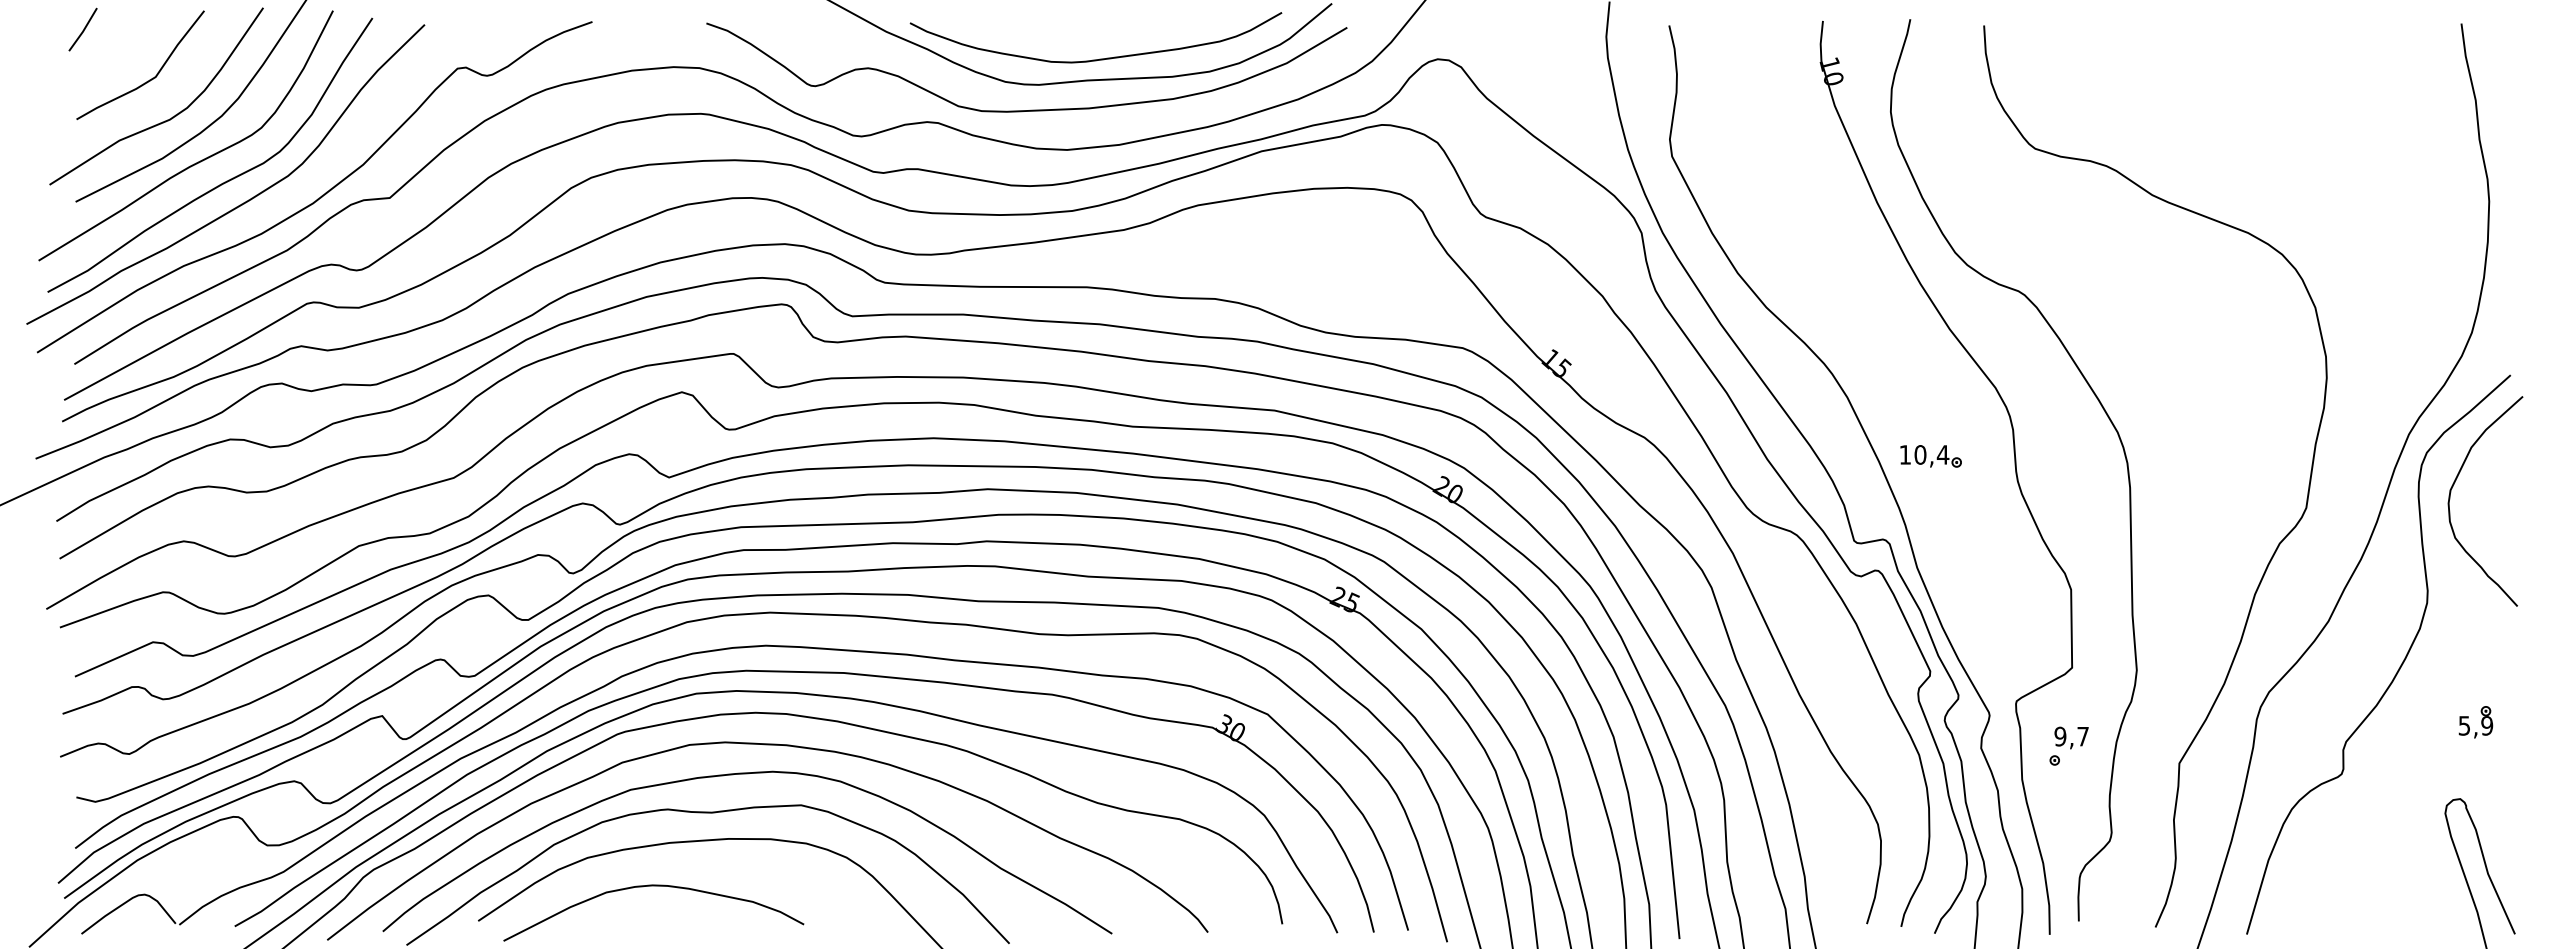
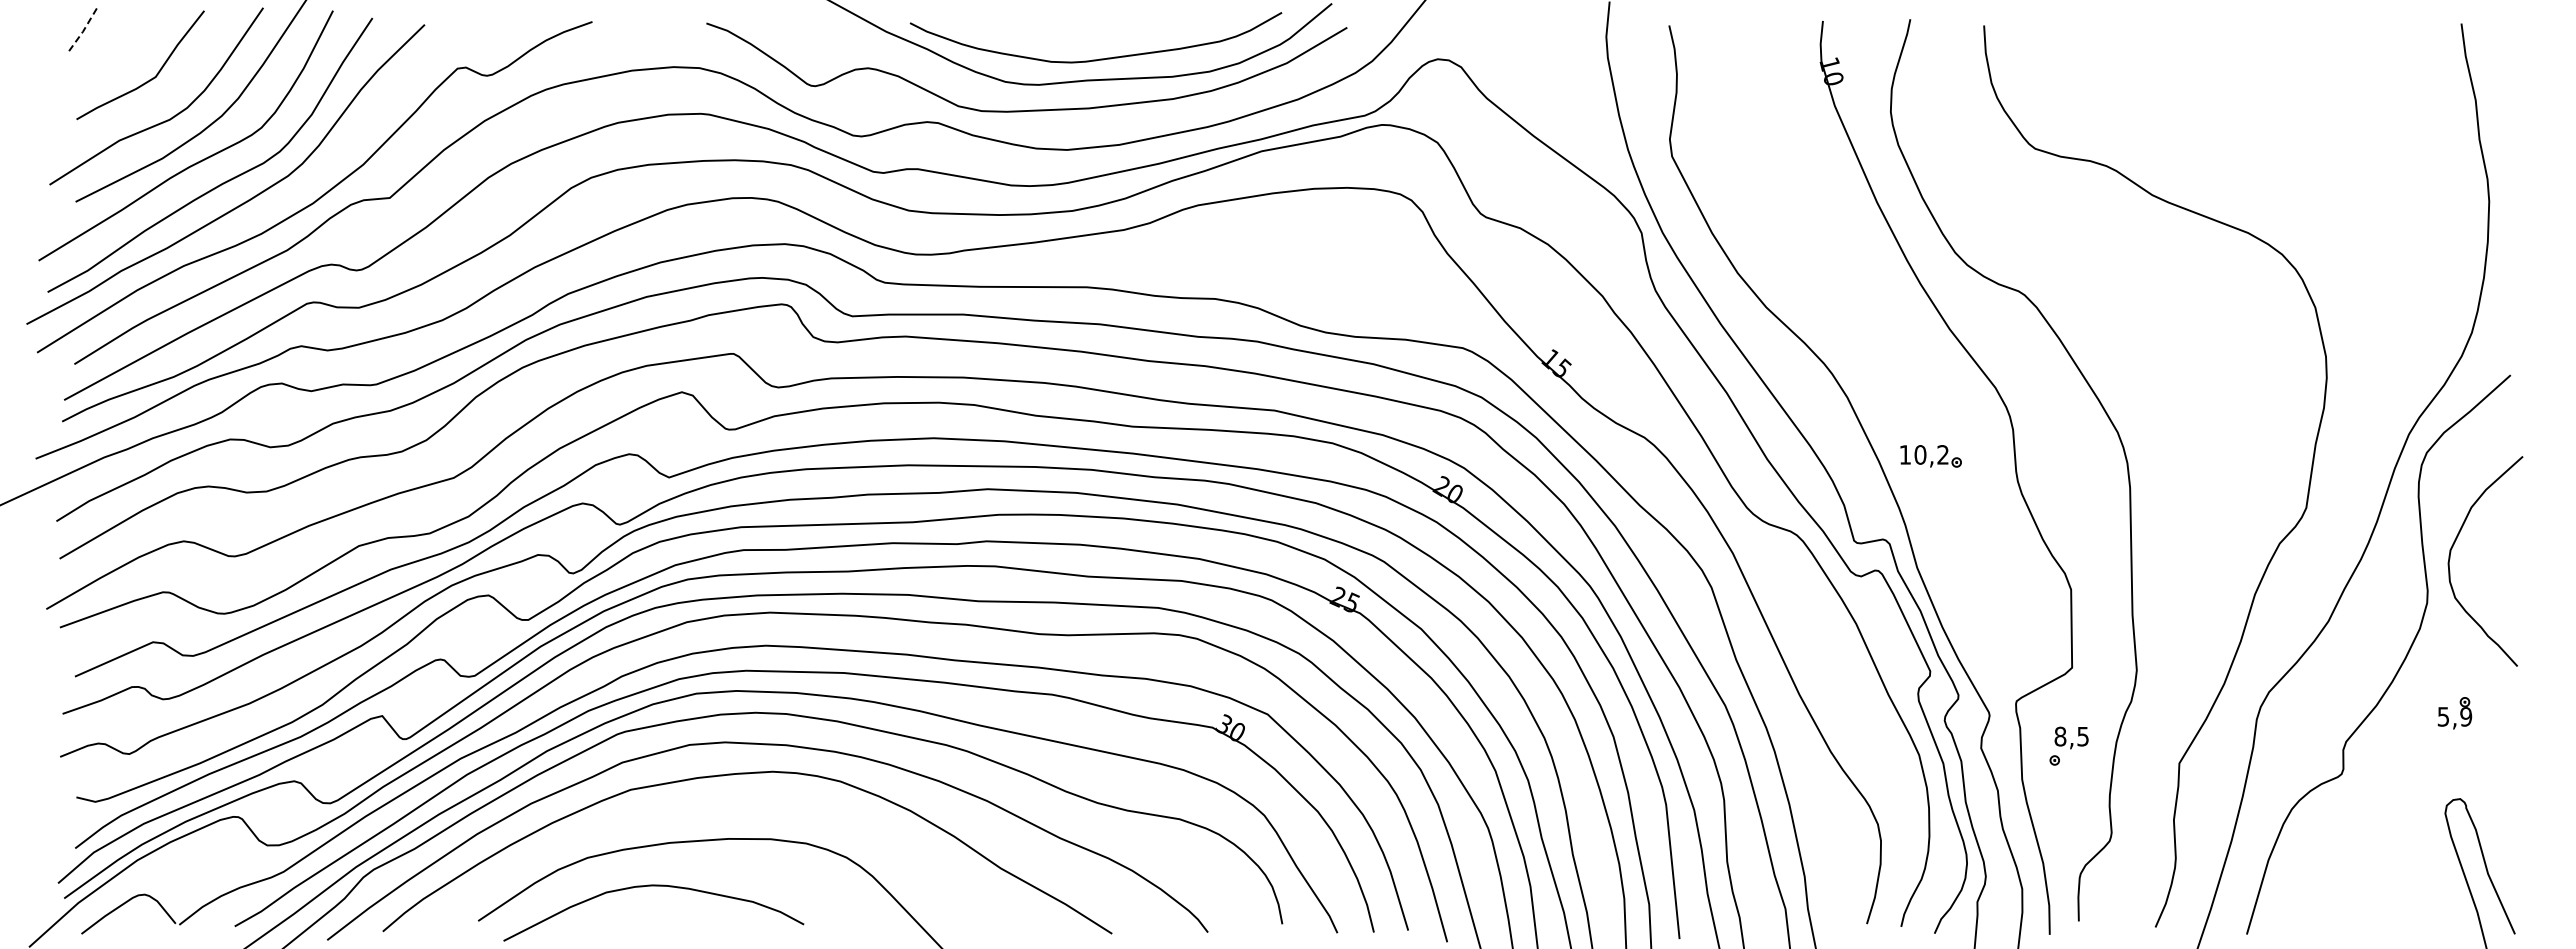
line: solid -> dashed (83, 30)
text: 10,4 -> 10,2 (1942, 454)
curve position: (2450, 499) -> (2450, 559) (2450, 559)
part position: (2475, 722) -> (2454, 713) (2454, 713)
text: 9,7 -> 8,5 (2071, 736)
curve: present -> none (707, 813)
